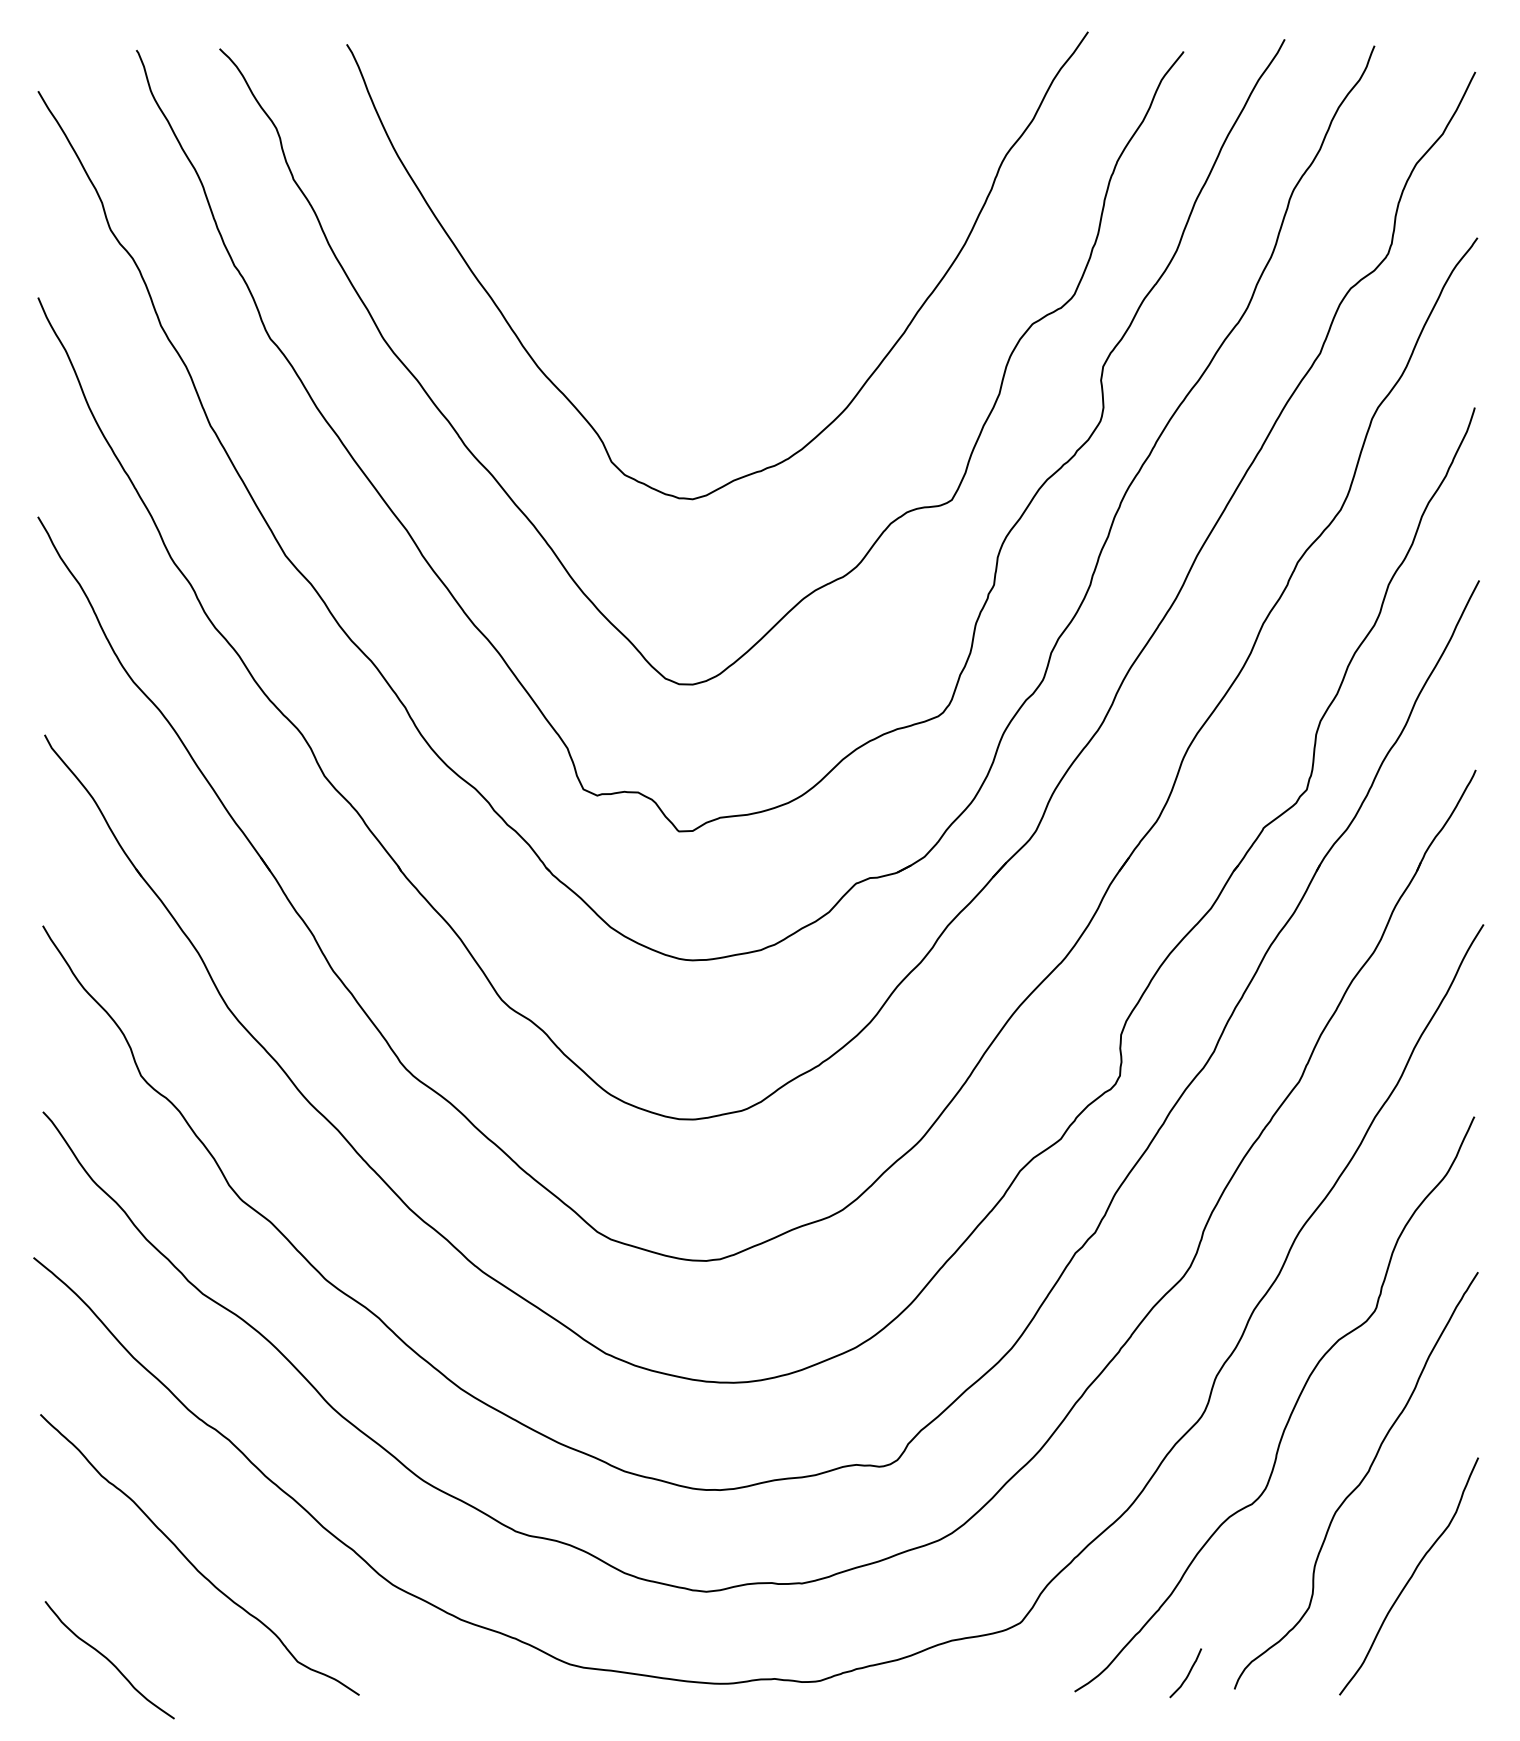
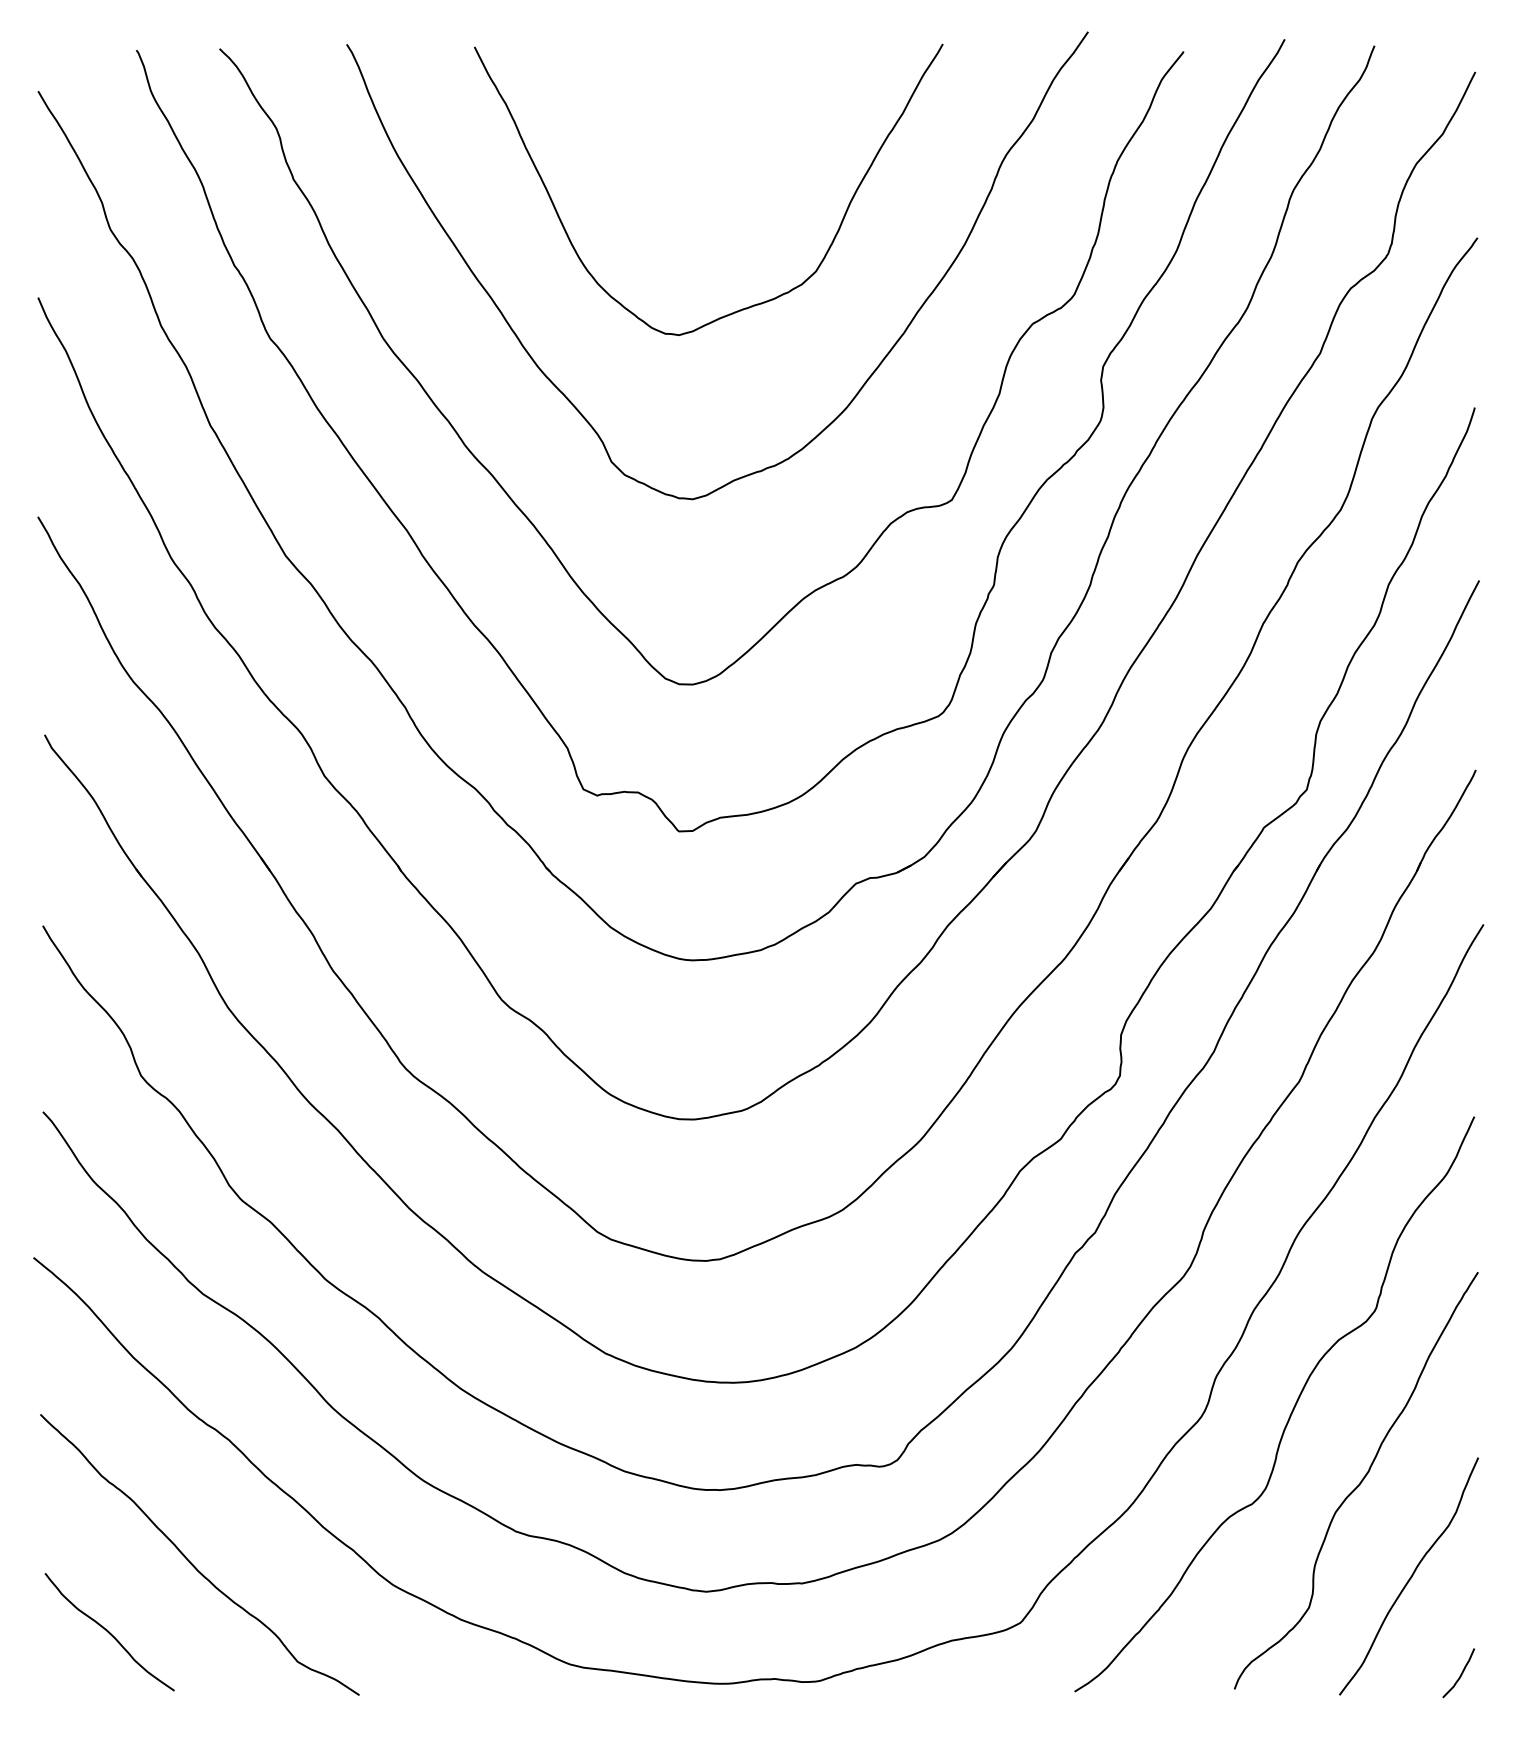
curve: none -> present (753, 304)
curve position: (109, 1660) -> (109, 1632) (109, 1632)
curve position: (1187, 1674) -> (1460, 1674) (1460, 1674)
